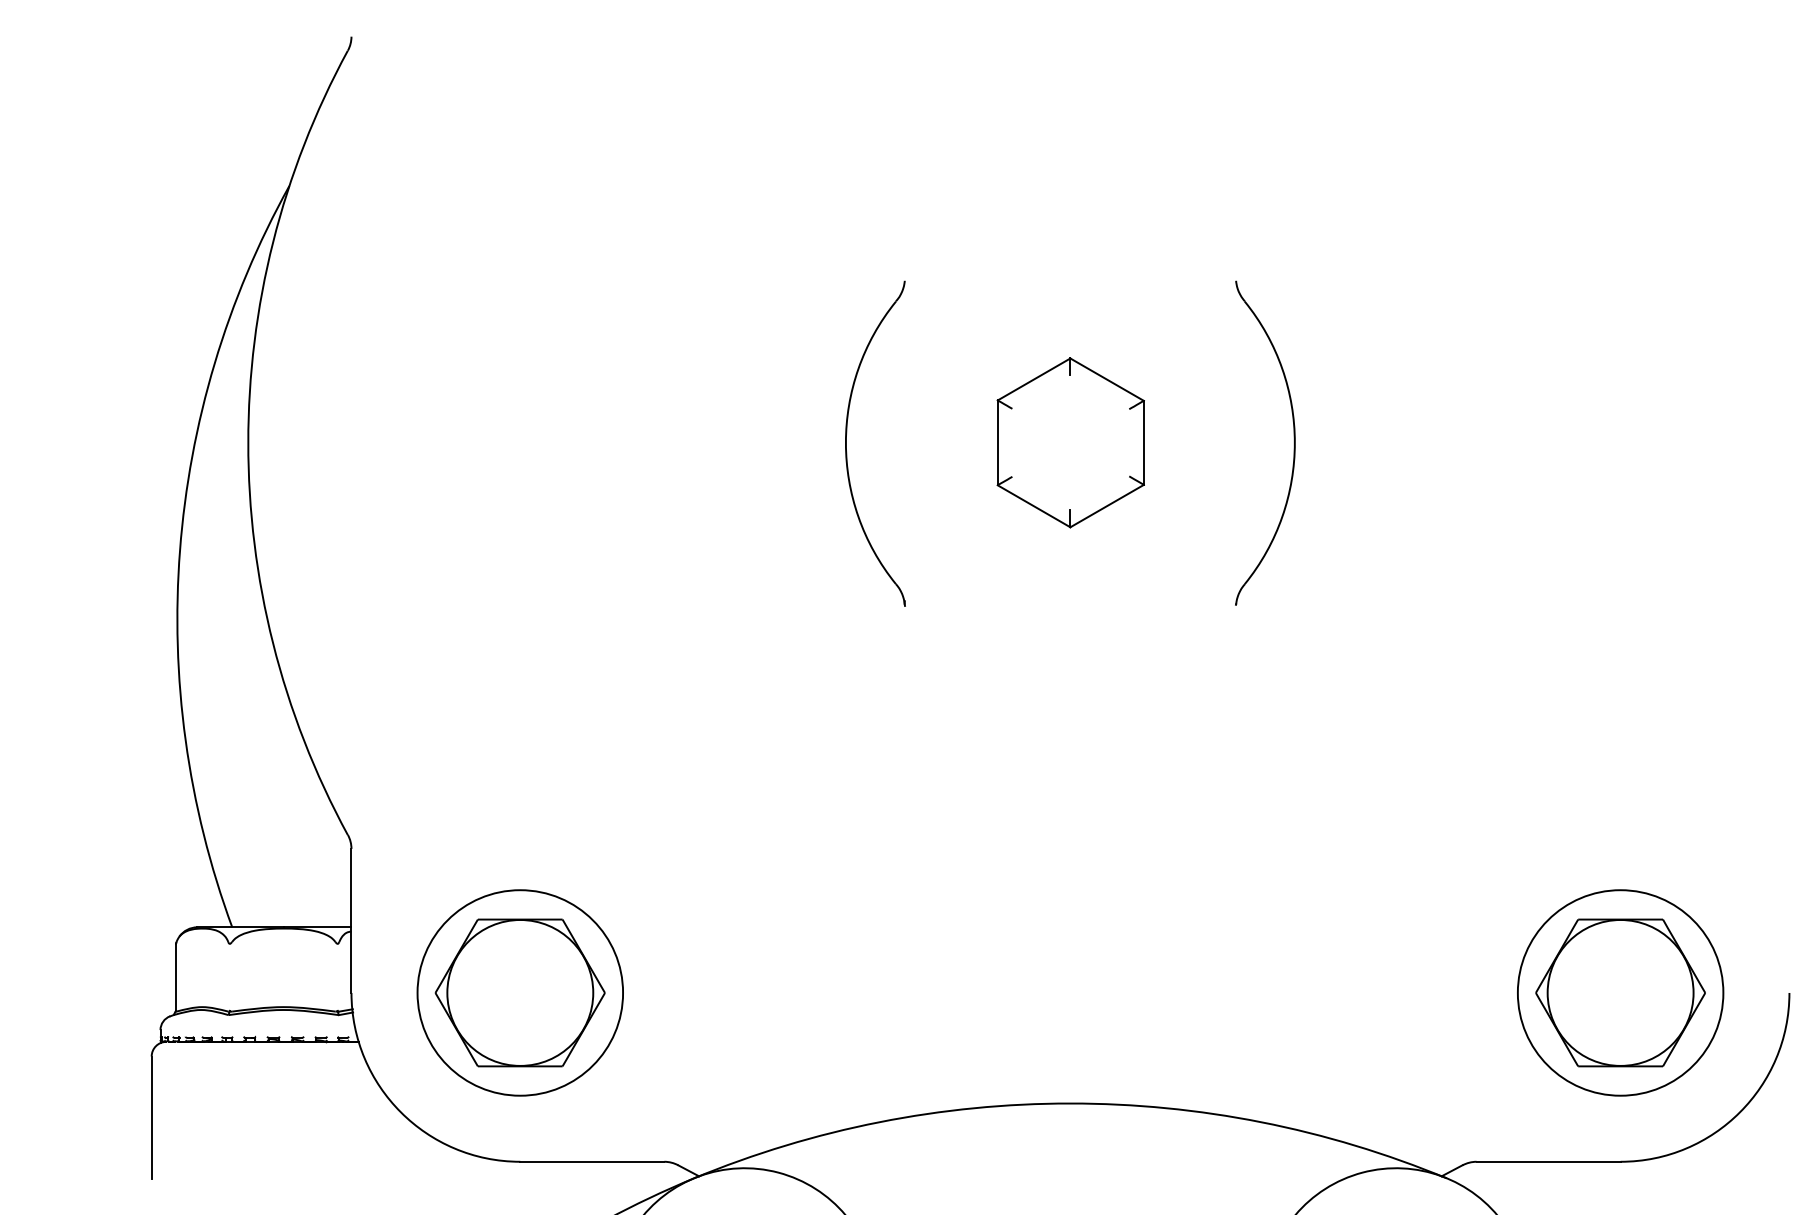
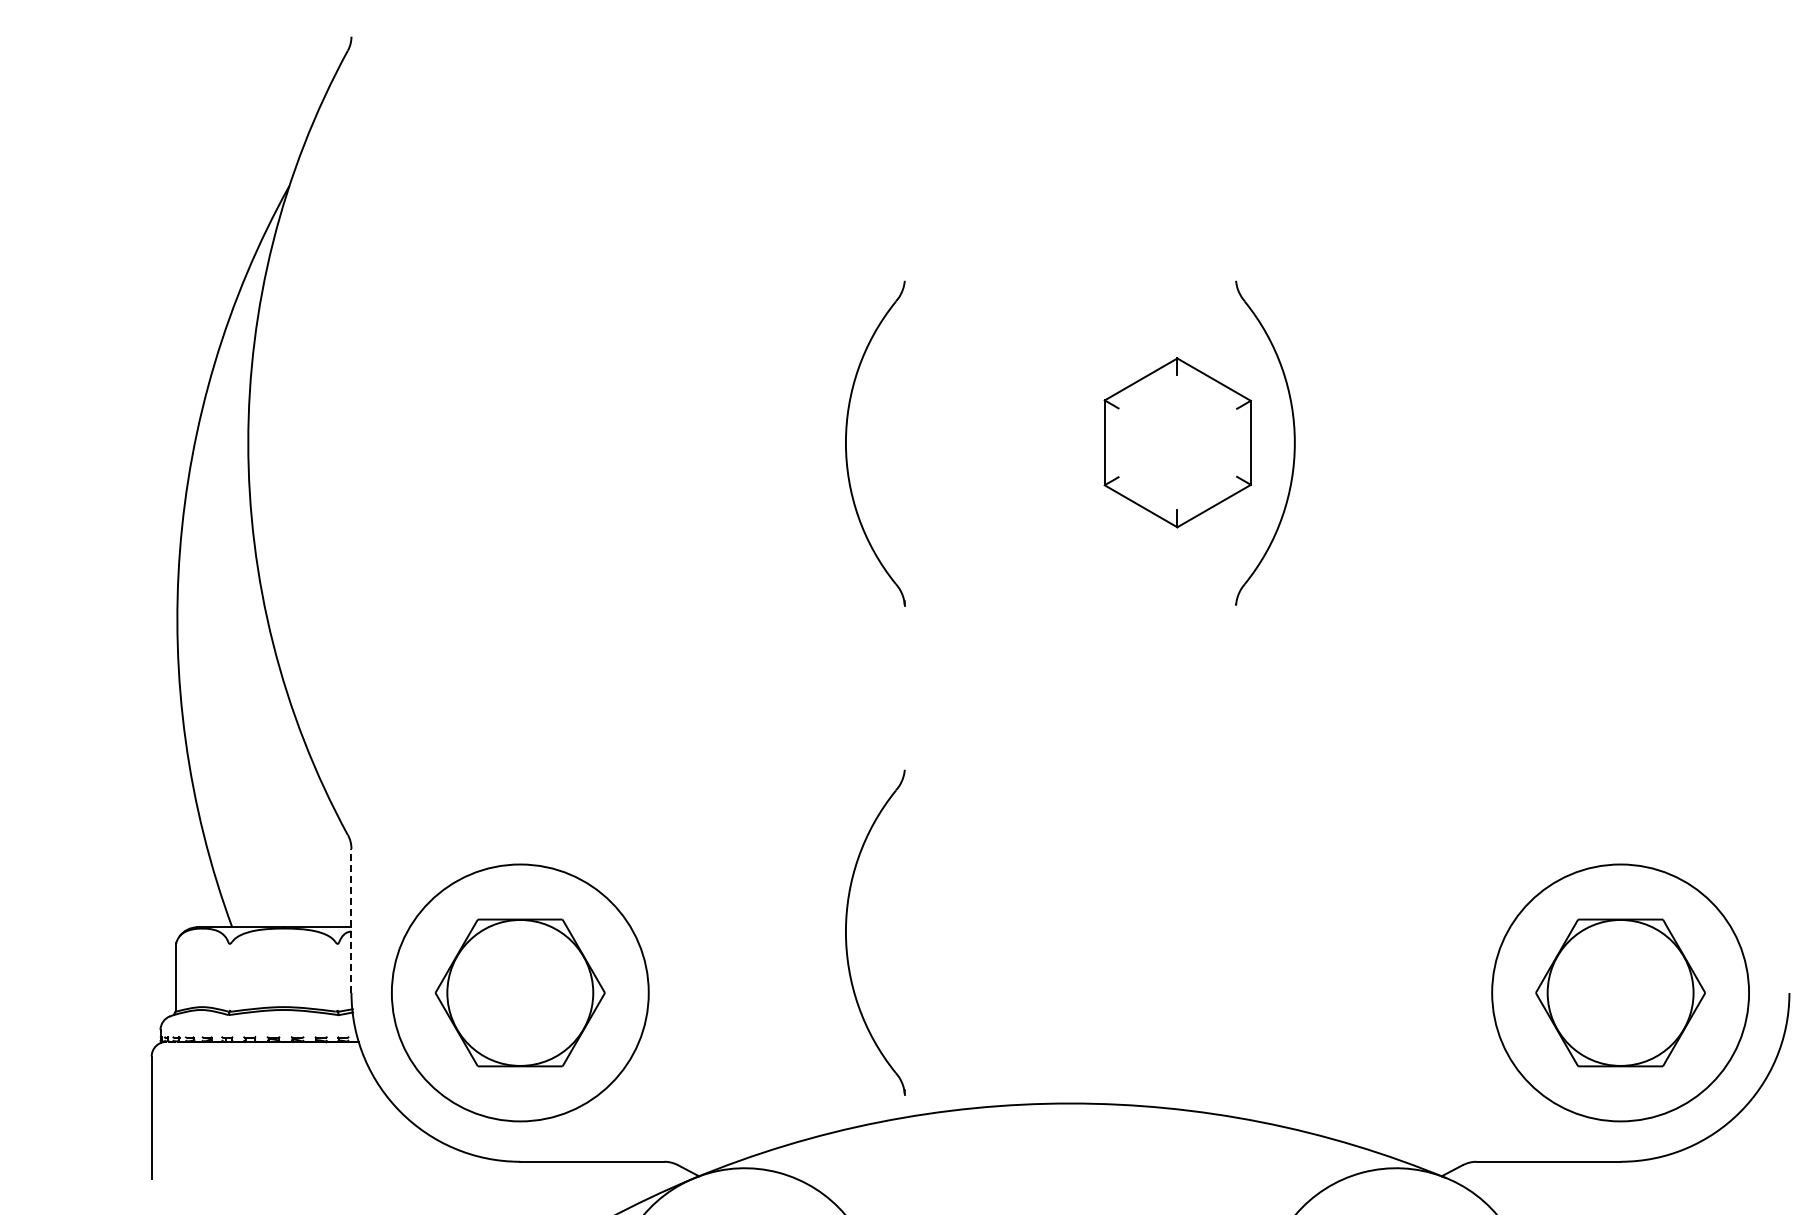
part position: (1070, 442) -> (1177, 442) (1177, 442)
line: solid -> dashed (351, 920)
part: none -> present (846, 932)
circle diameter: 206 px -> 257 px (519, 992)
circle diameter: 206 px -> 257 px (1620, 992)
